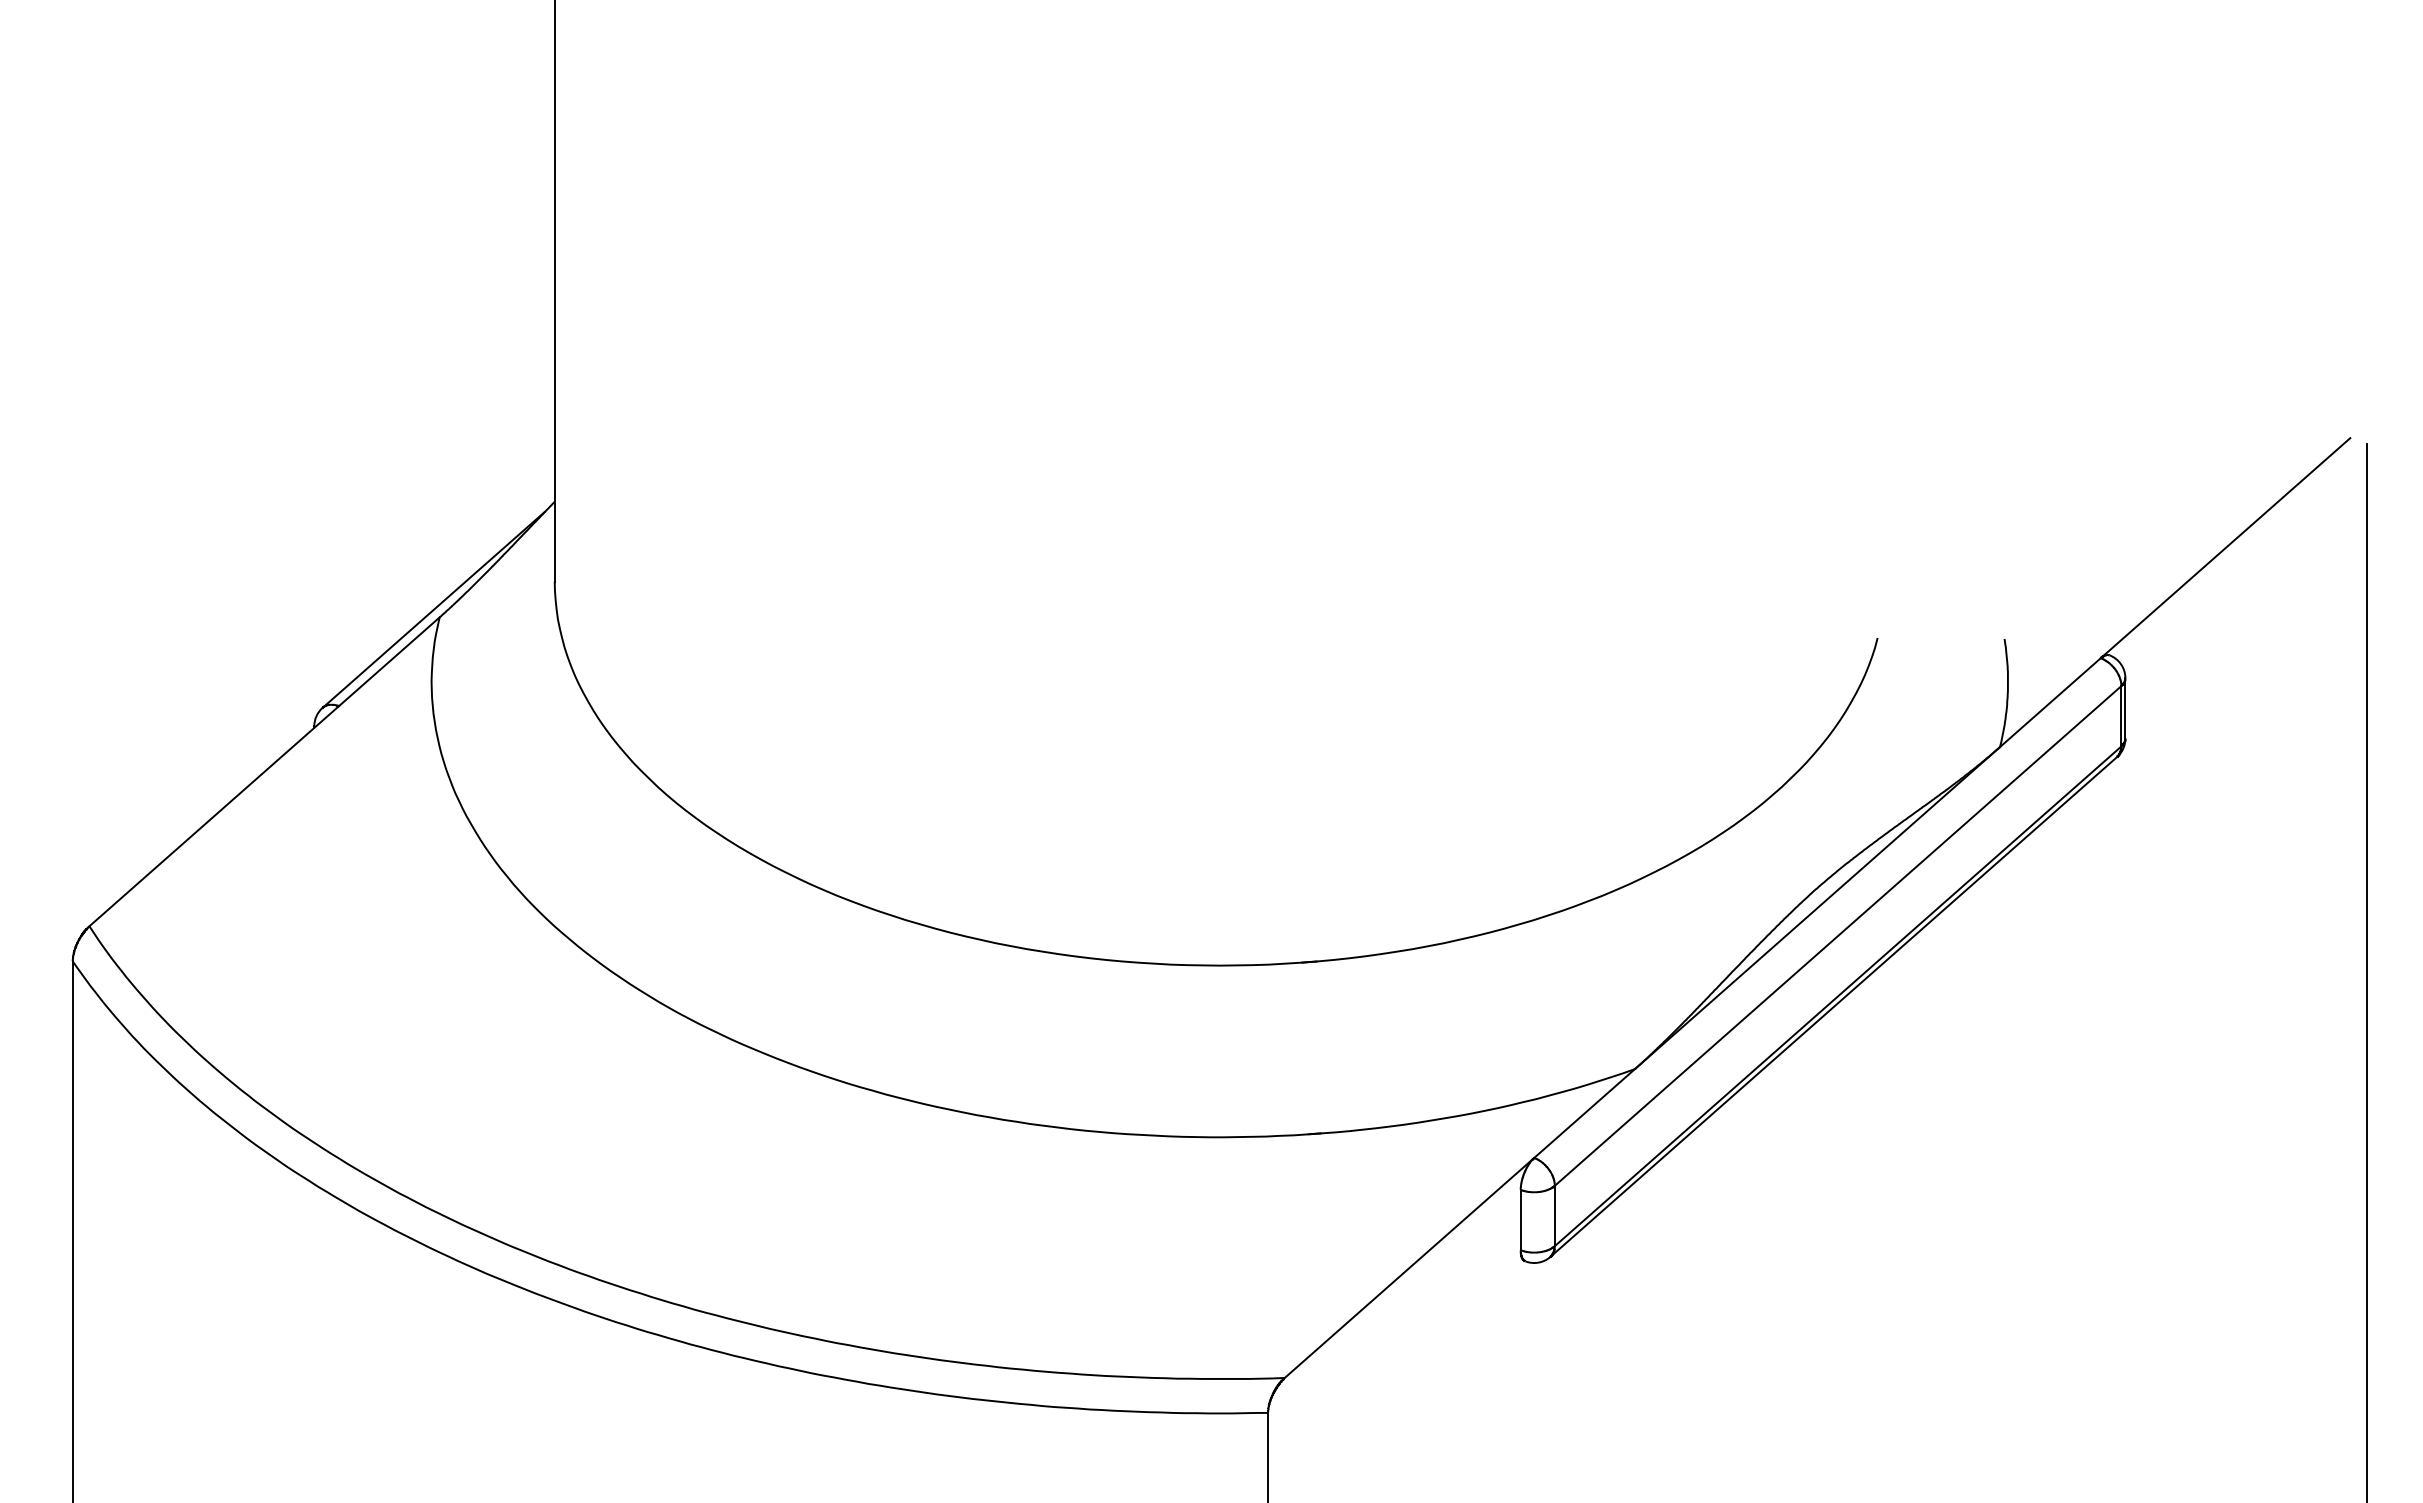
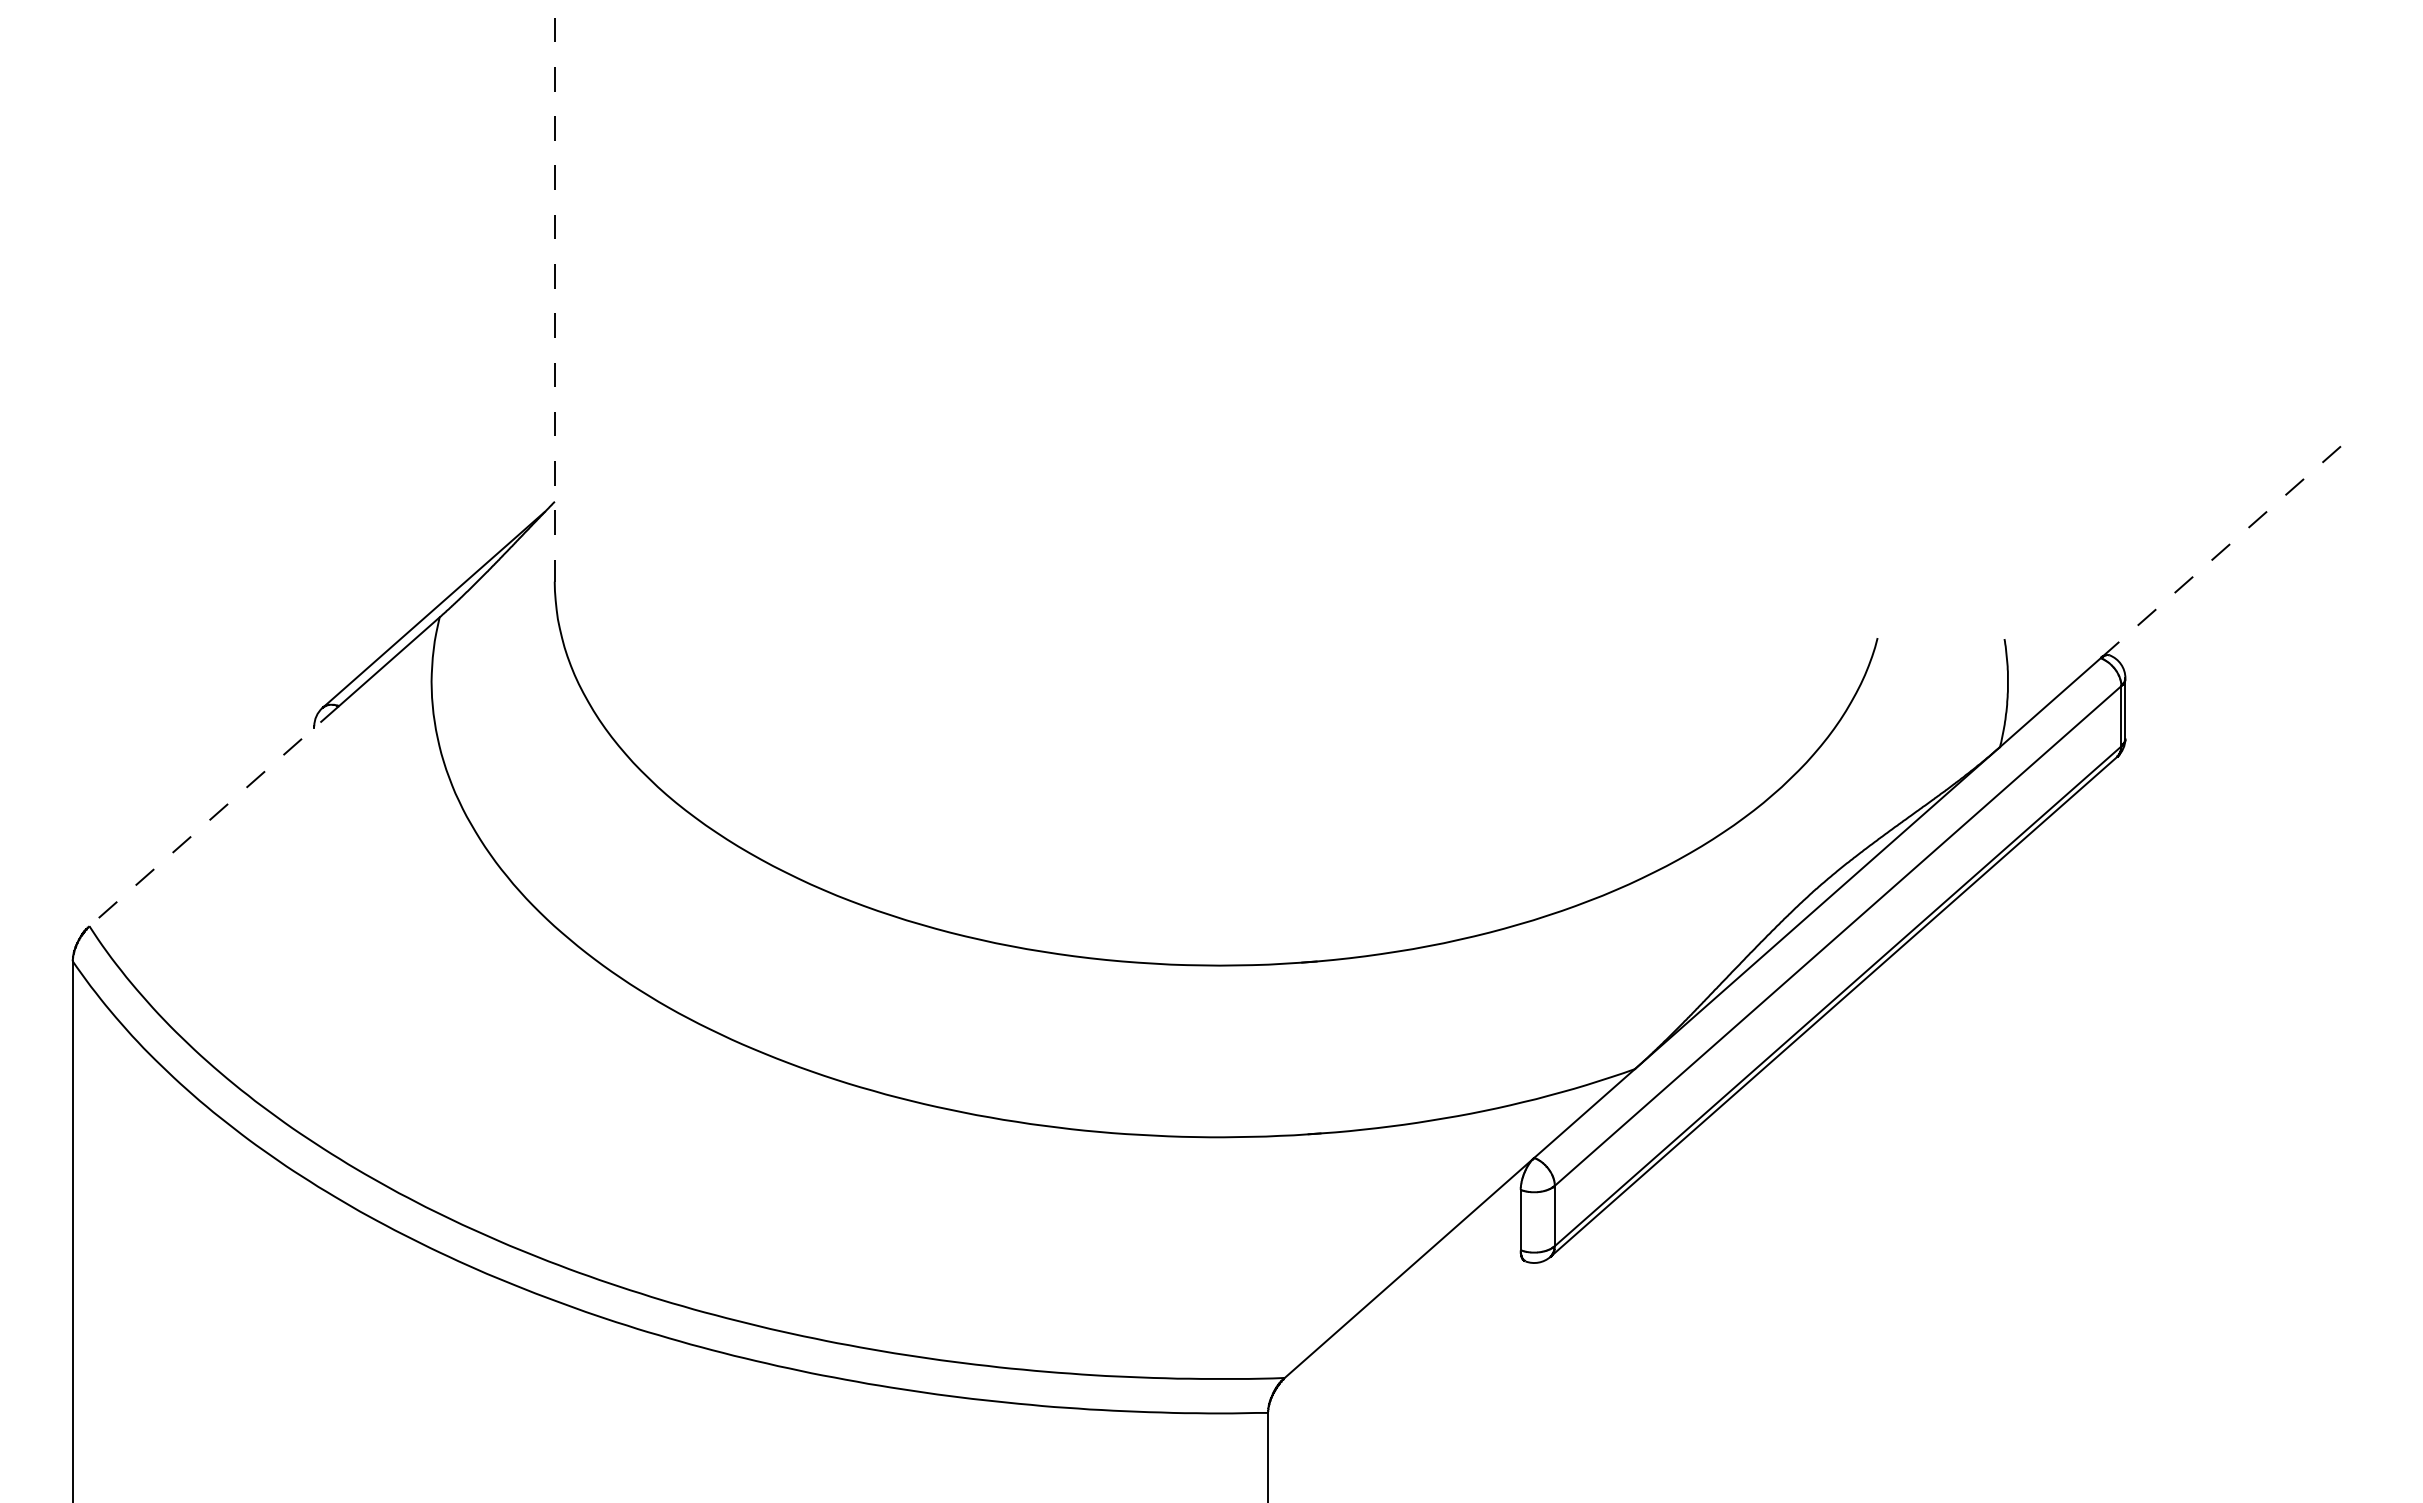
line: solid -> dashed (554, 291)
line: solid -> dashed (2225, 547)
line: solid -> dashed (213, 816)
line: present -> none (2366, 971)
